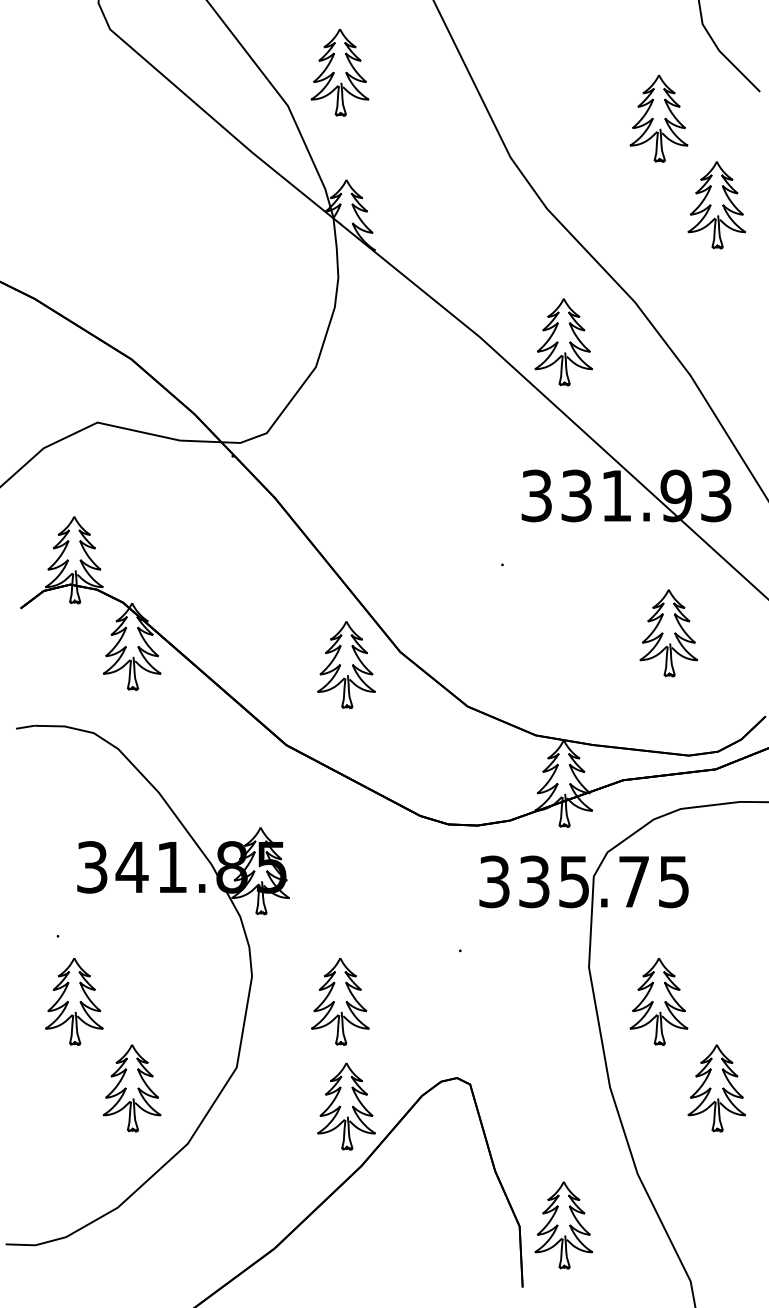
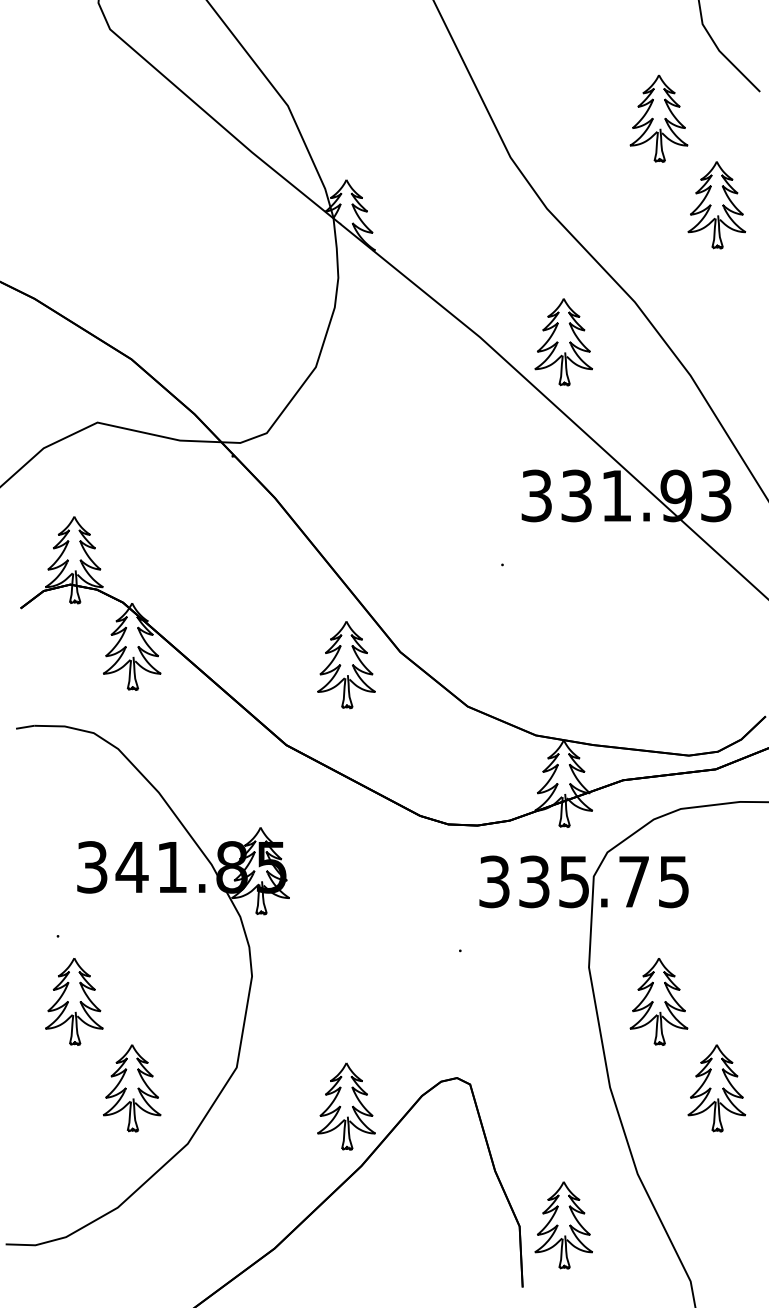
part: present -> none (339, 72)
part: present -> none (668, 633)
part: present -> none (340, 1001)
